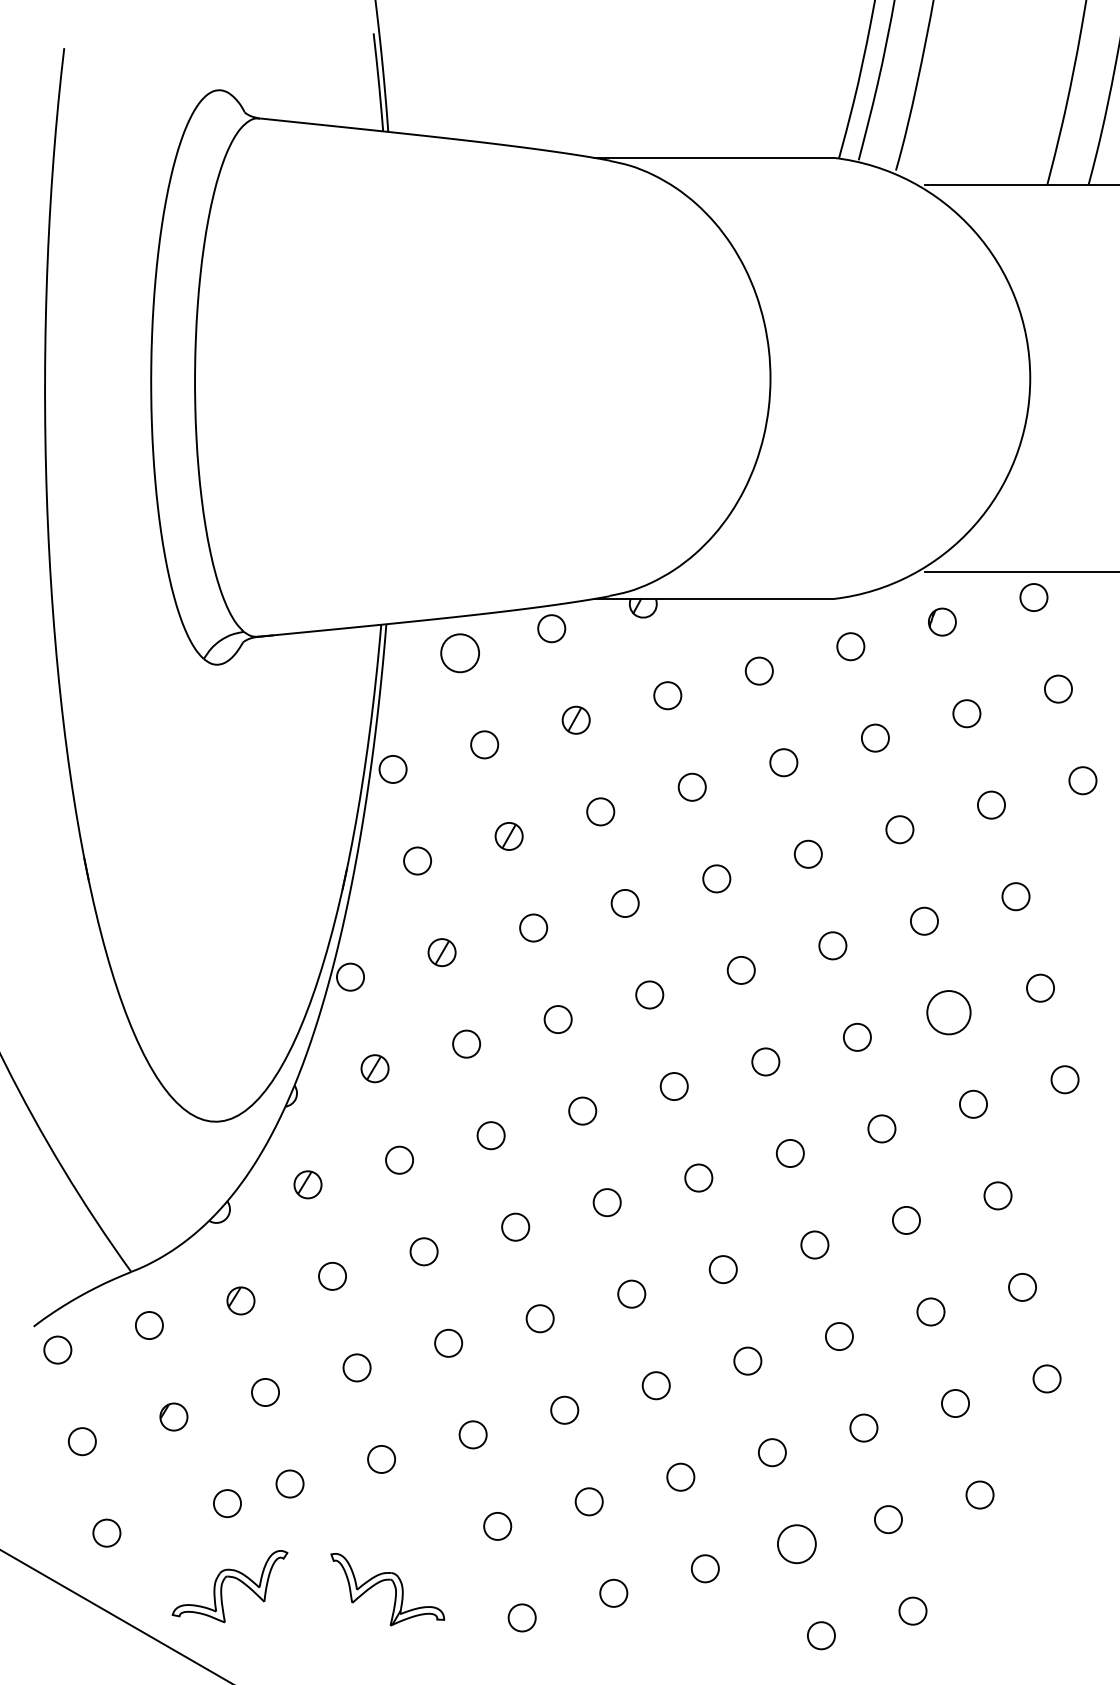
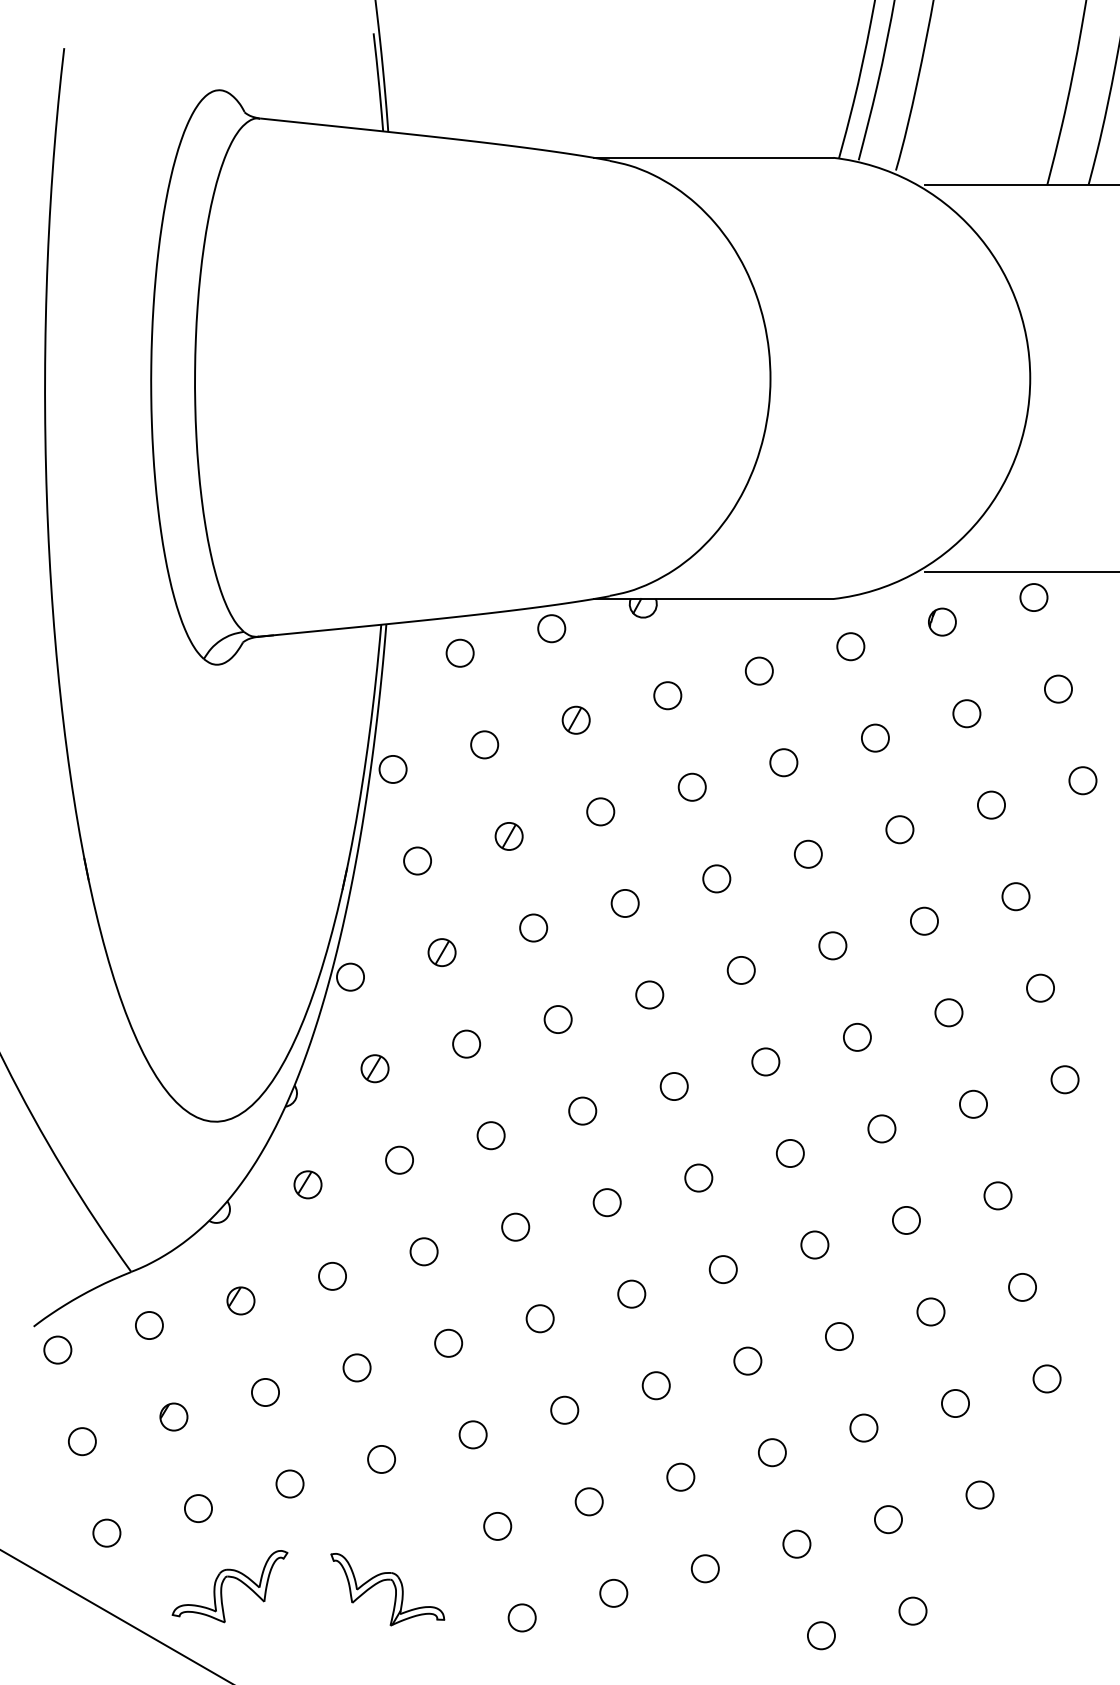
circle diameter: 38 px -> 27 px (459, 652)
circle size: 46x46 px -> 30x30 px (948, 1012)
circle position: (227, 1503) -> (198, 1508) (198, 1508)
circle diameter: 38 px -> 27 px (796, 1543)
